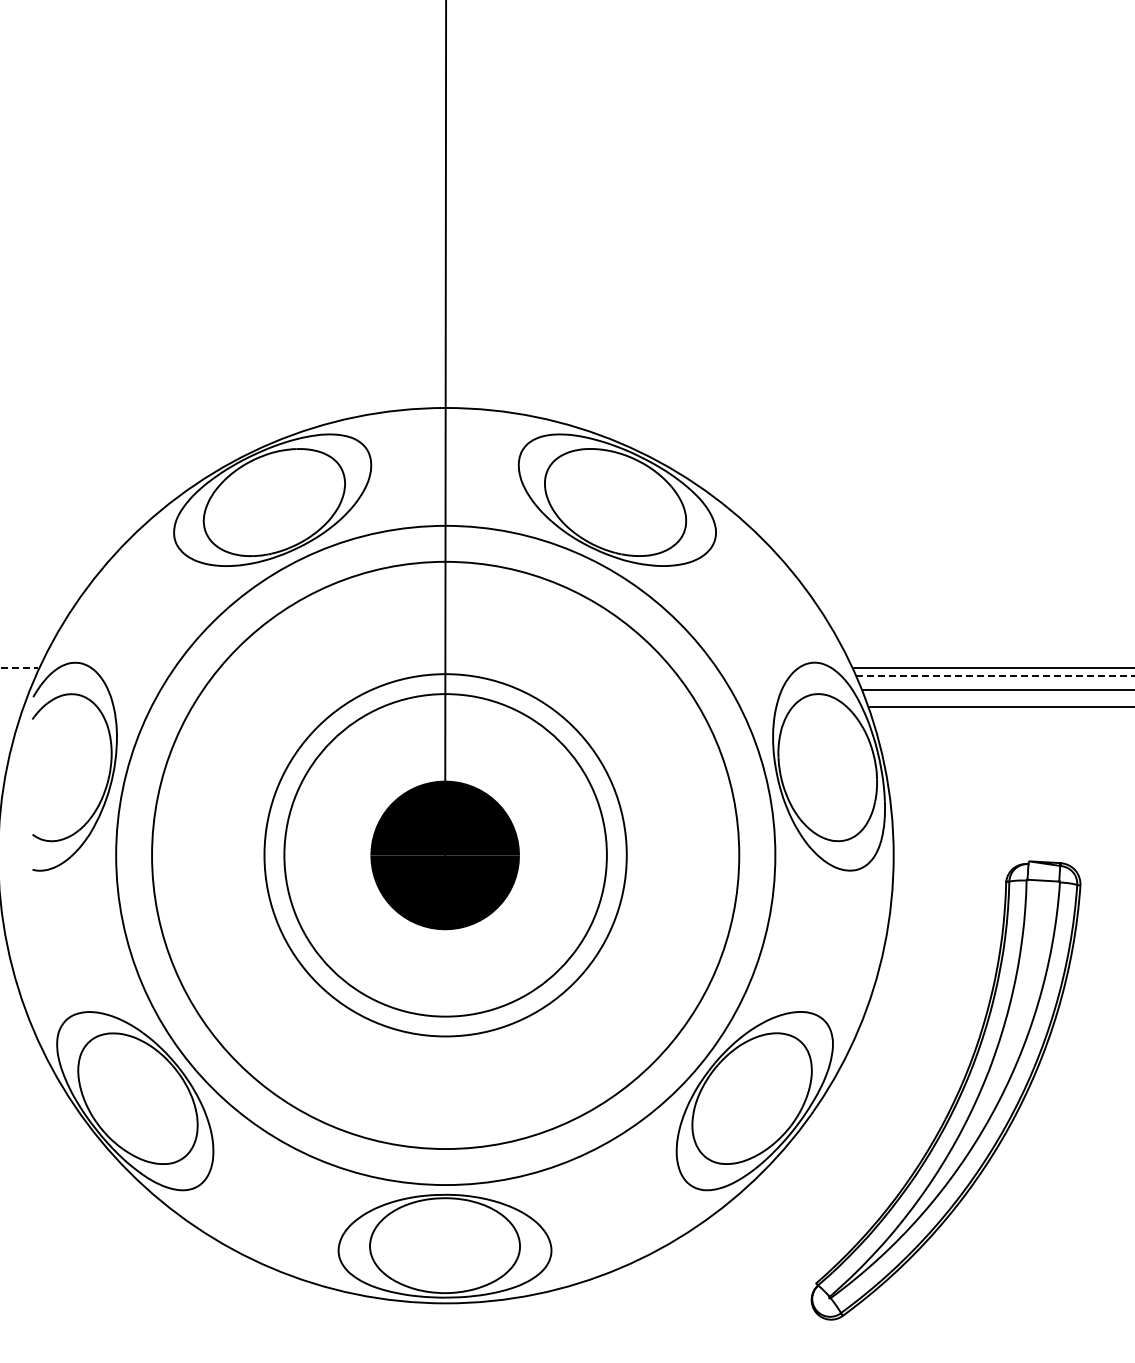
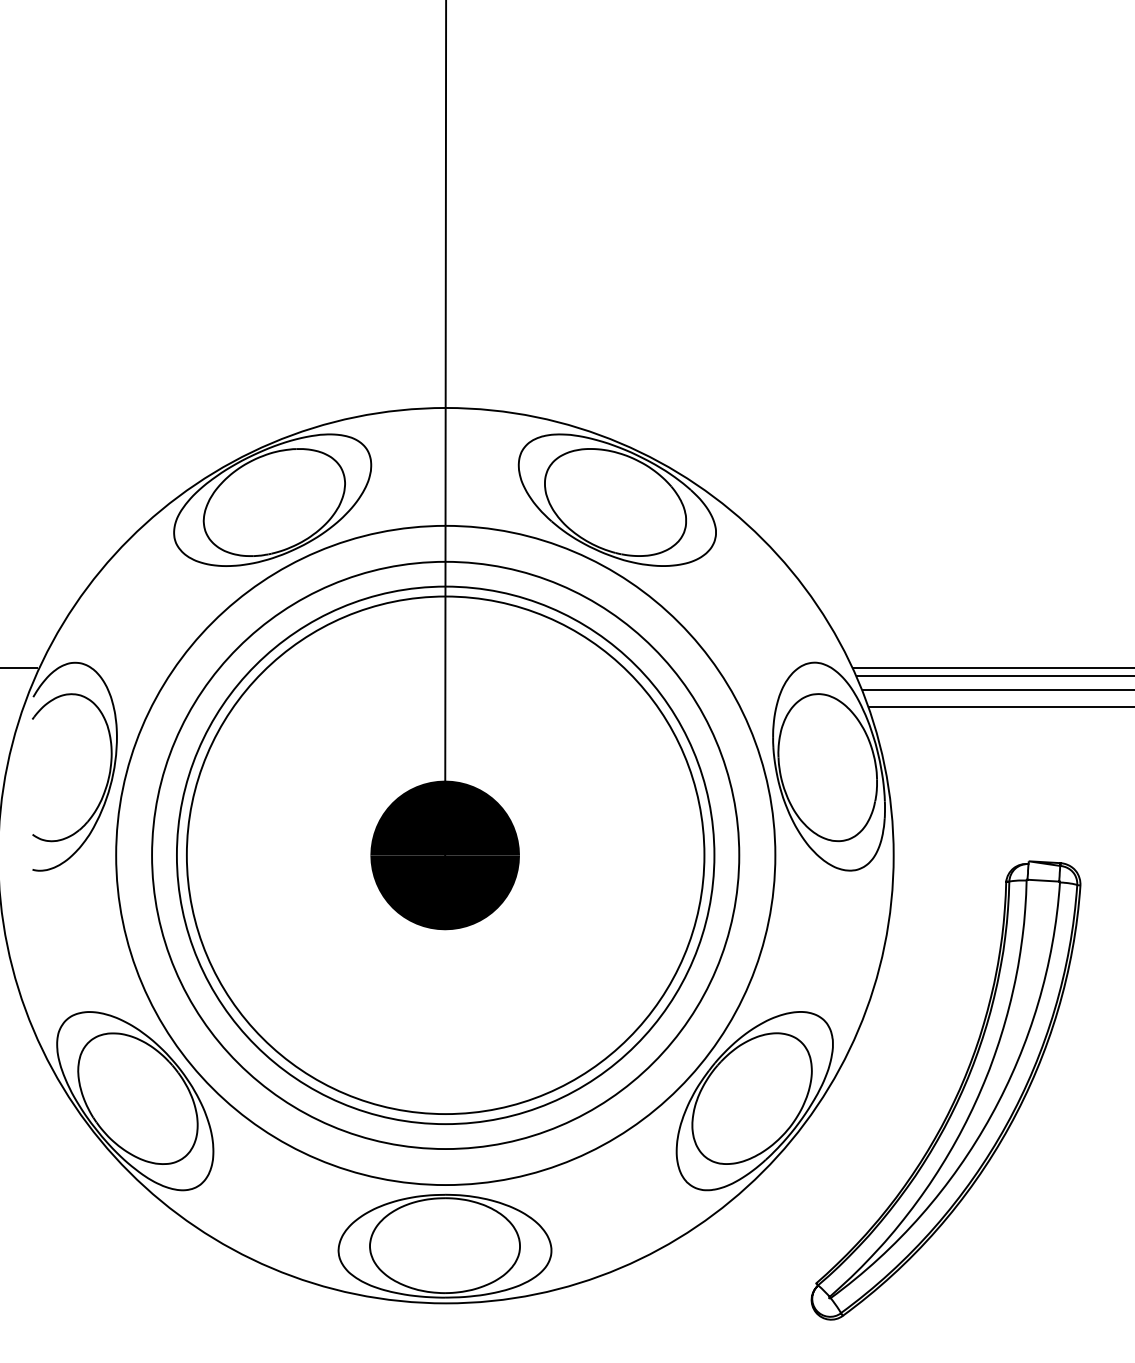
line: dashed -> solid (19, 667)
line: dashed -> solid (996, 676)
circle diameter: 323 px -> 538 px (445, 855)
circle diameter: 362 px -> 518 px (445, 855)
